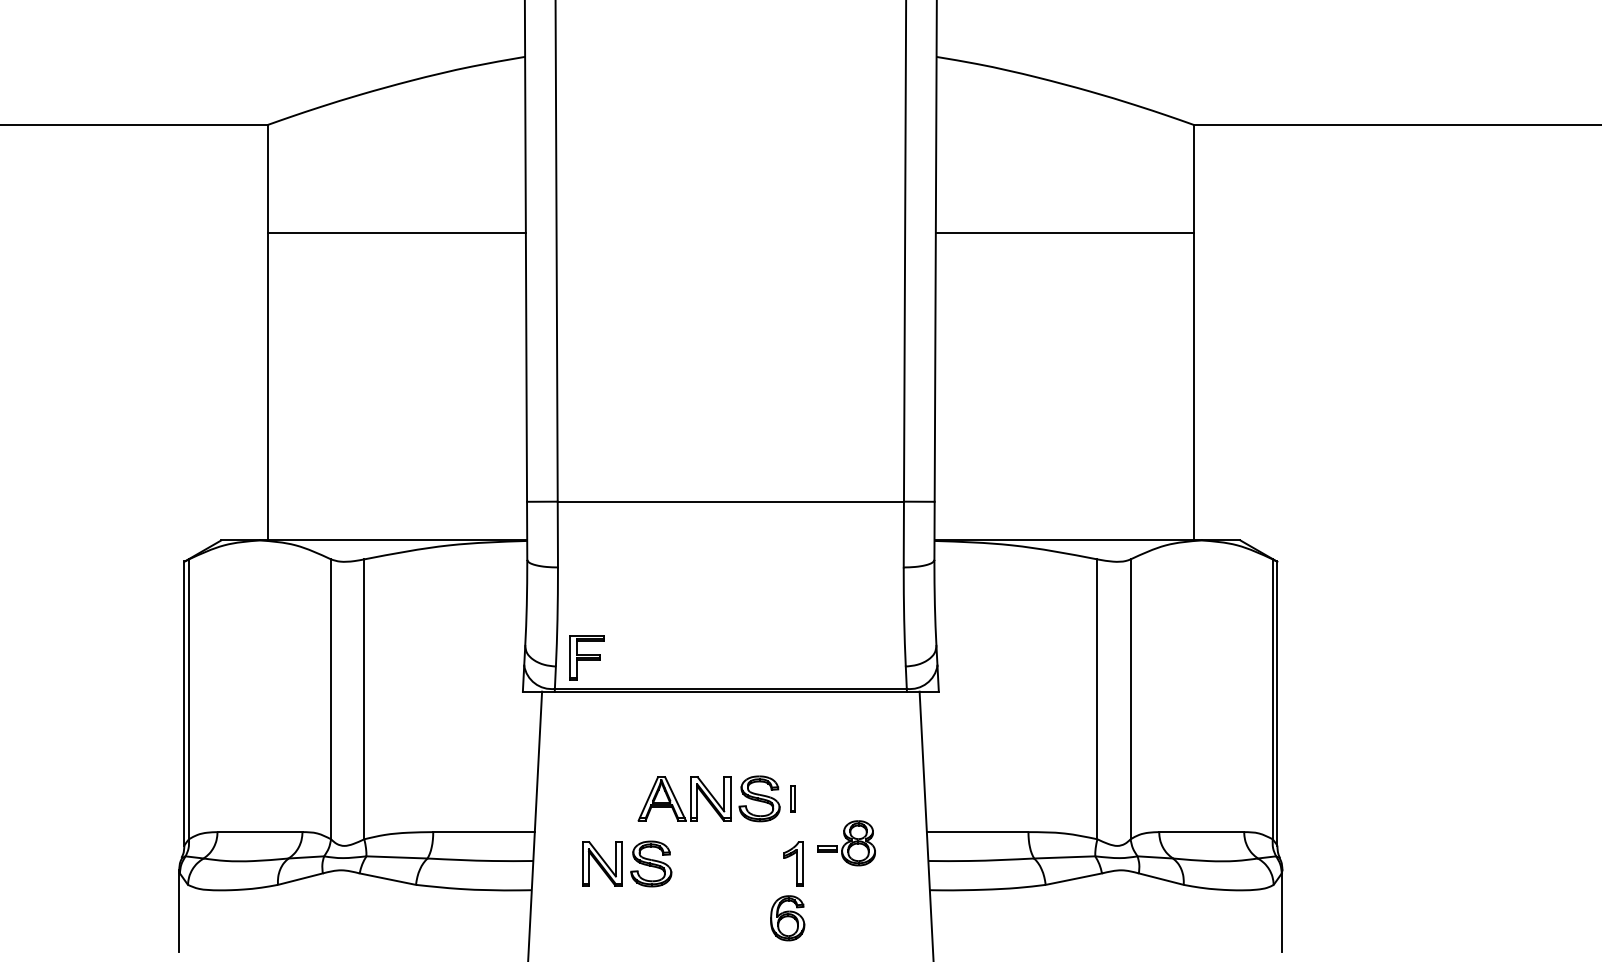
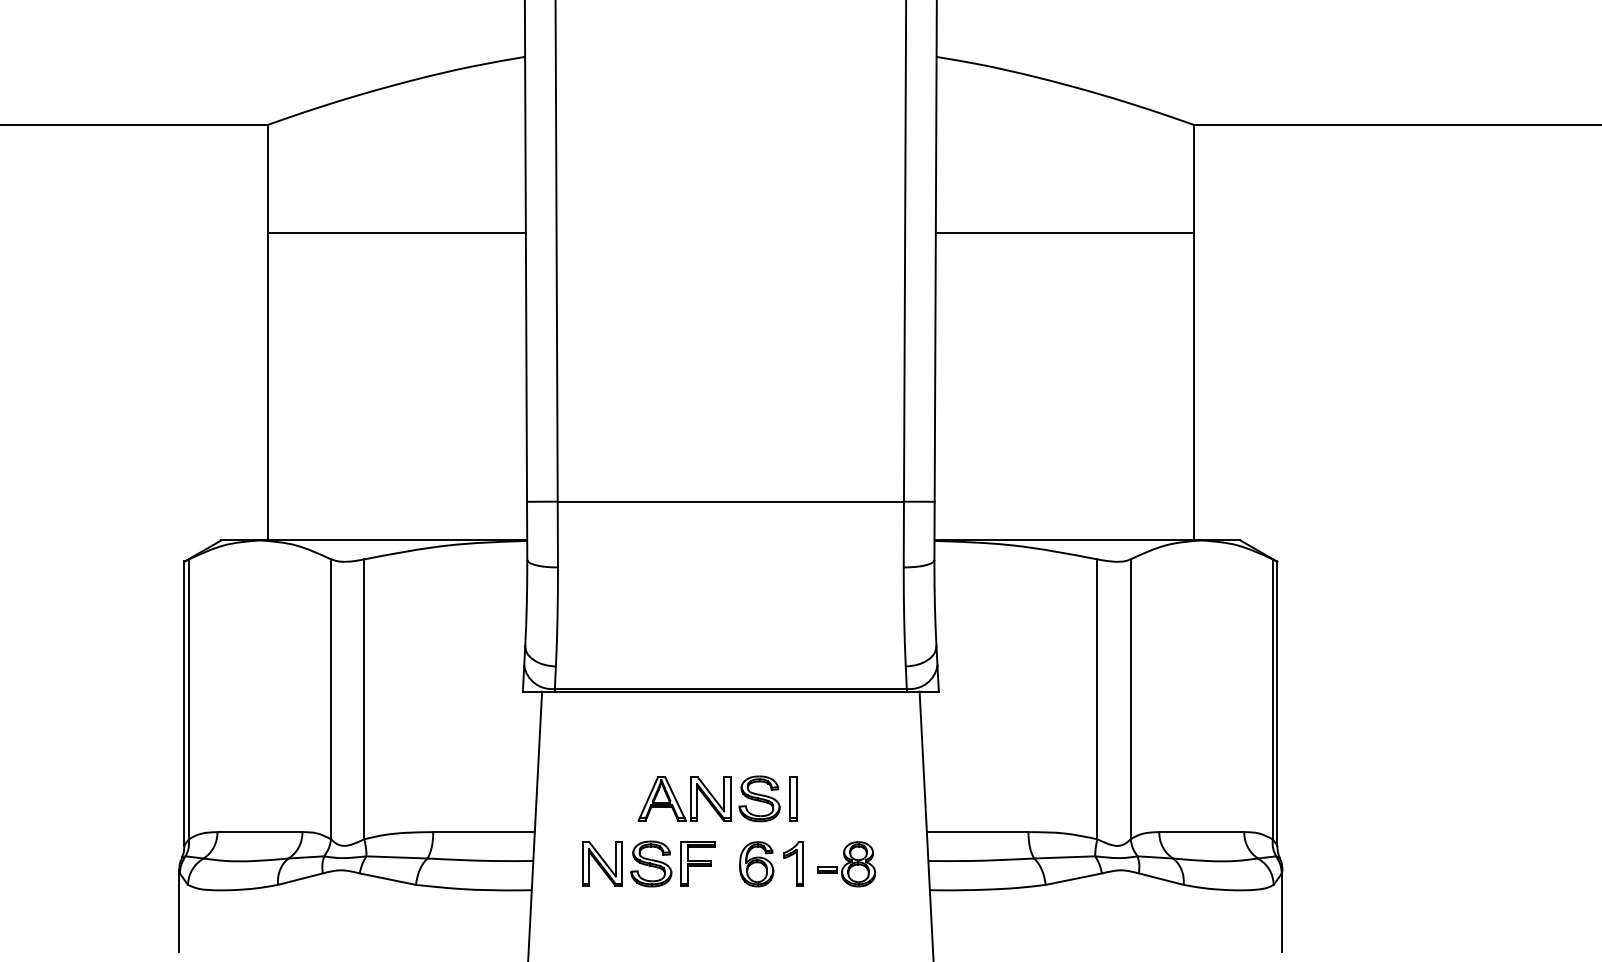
part position: (586, 657) -> (697, 863) (697, 863)
part size: 6x28 px -> 9x46 px (793, 798)
part position: (846, 843) -> (846, 864) (846, 864)
part position: (787, 918) -> (756, 864) (756, 864)
